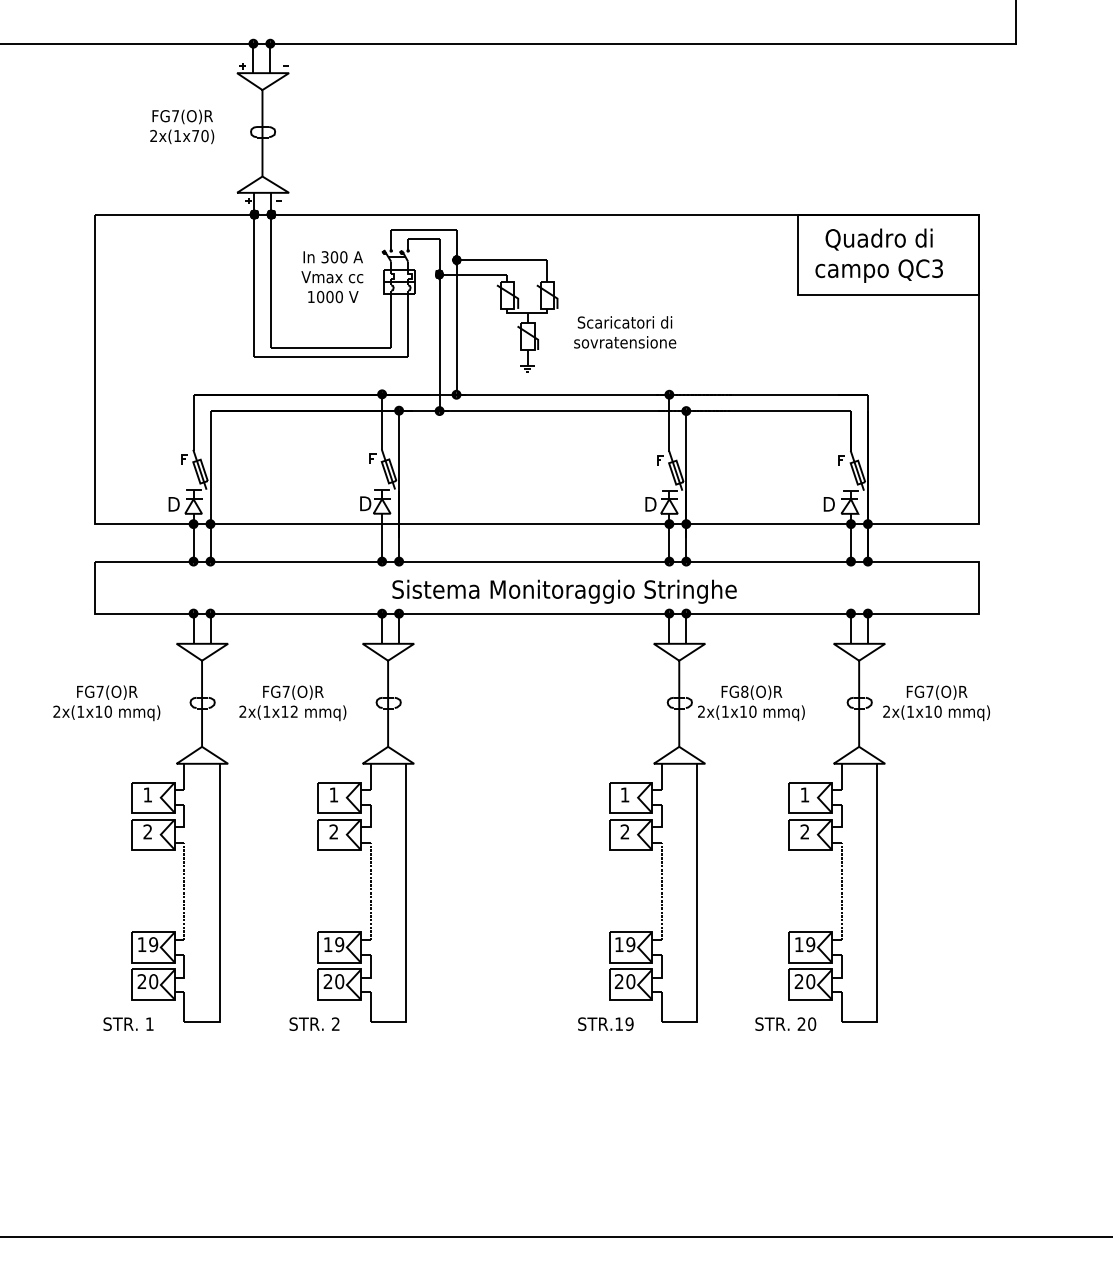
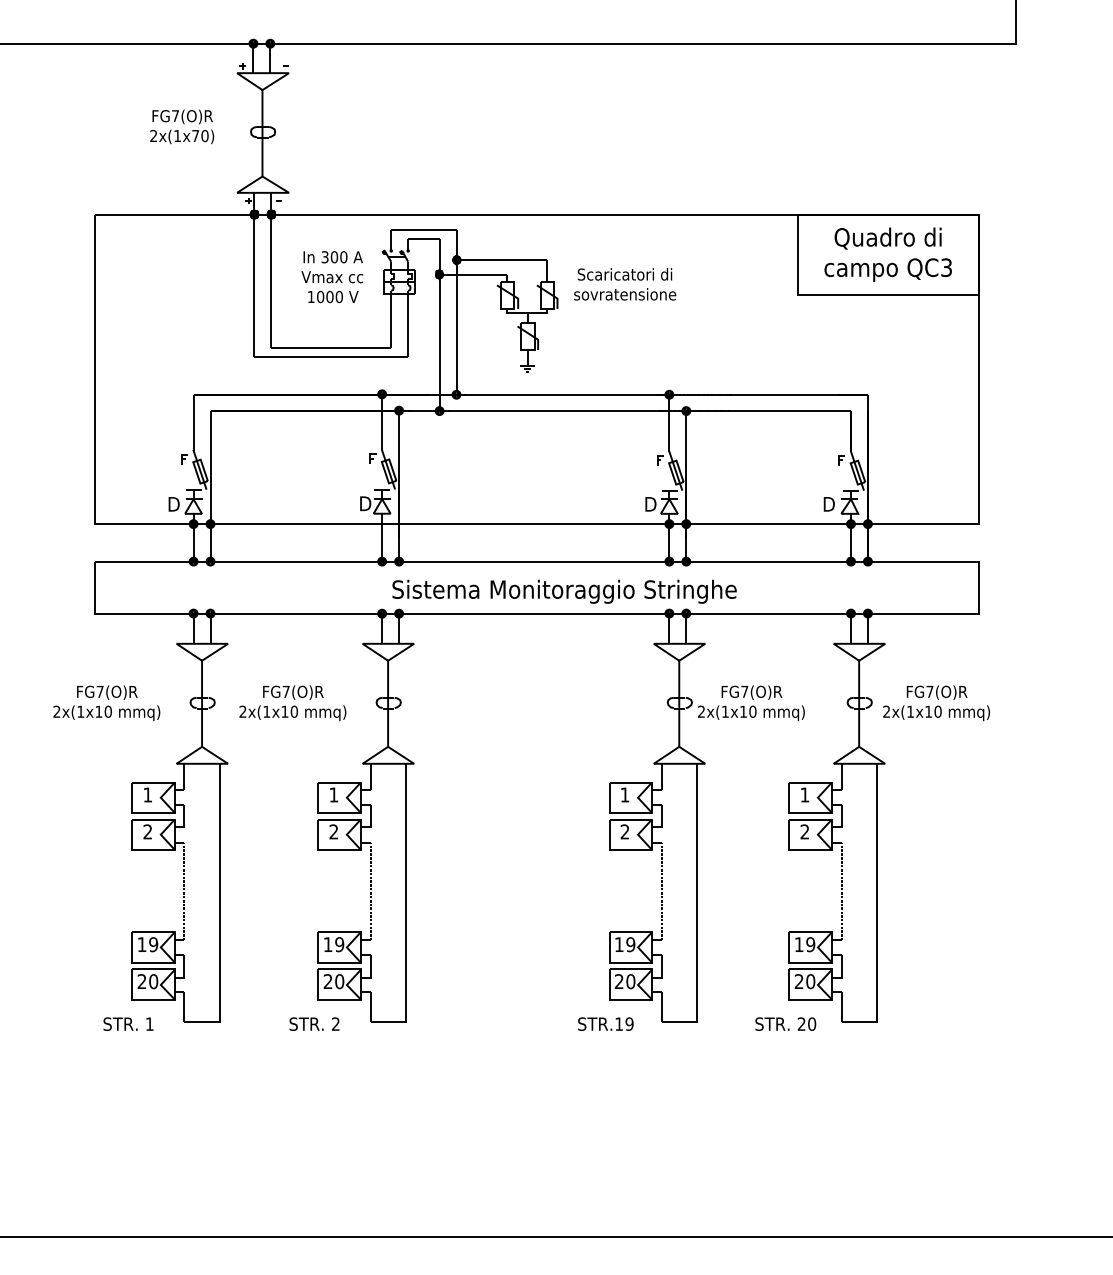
text position: (878, 255) -> (887, 254) (887, 254)
text position: (625, 332) -> (625, 284) (625, 284)
text: FG8(O)R -> FG7(O)R (744, 691)
text: 2x(1x12 -> 2x(1x10 (294, 711)
